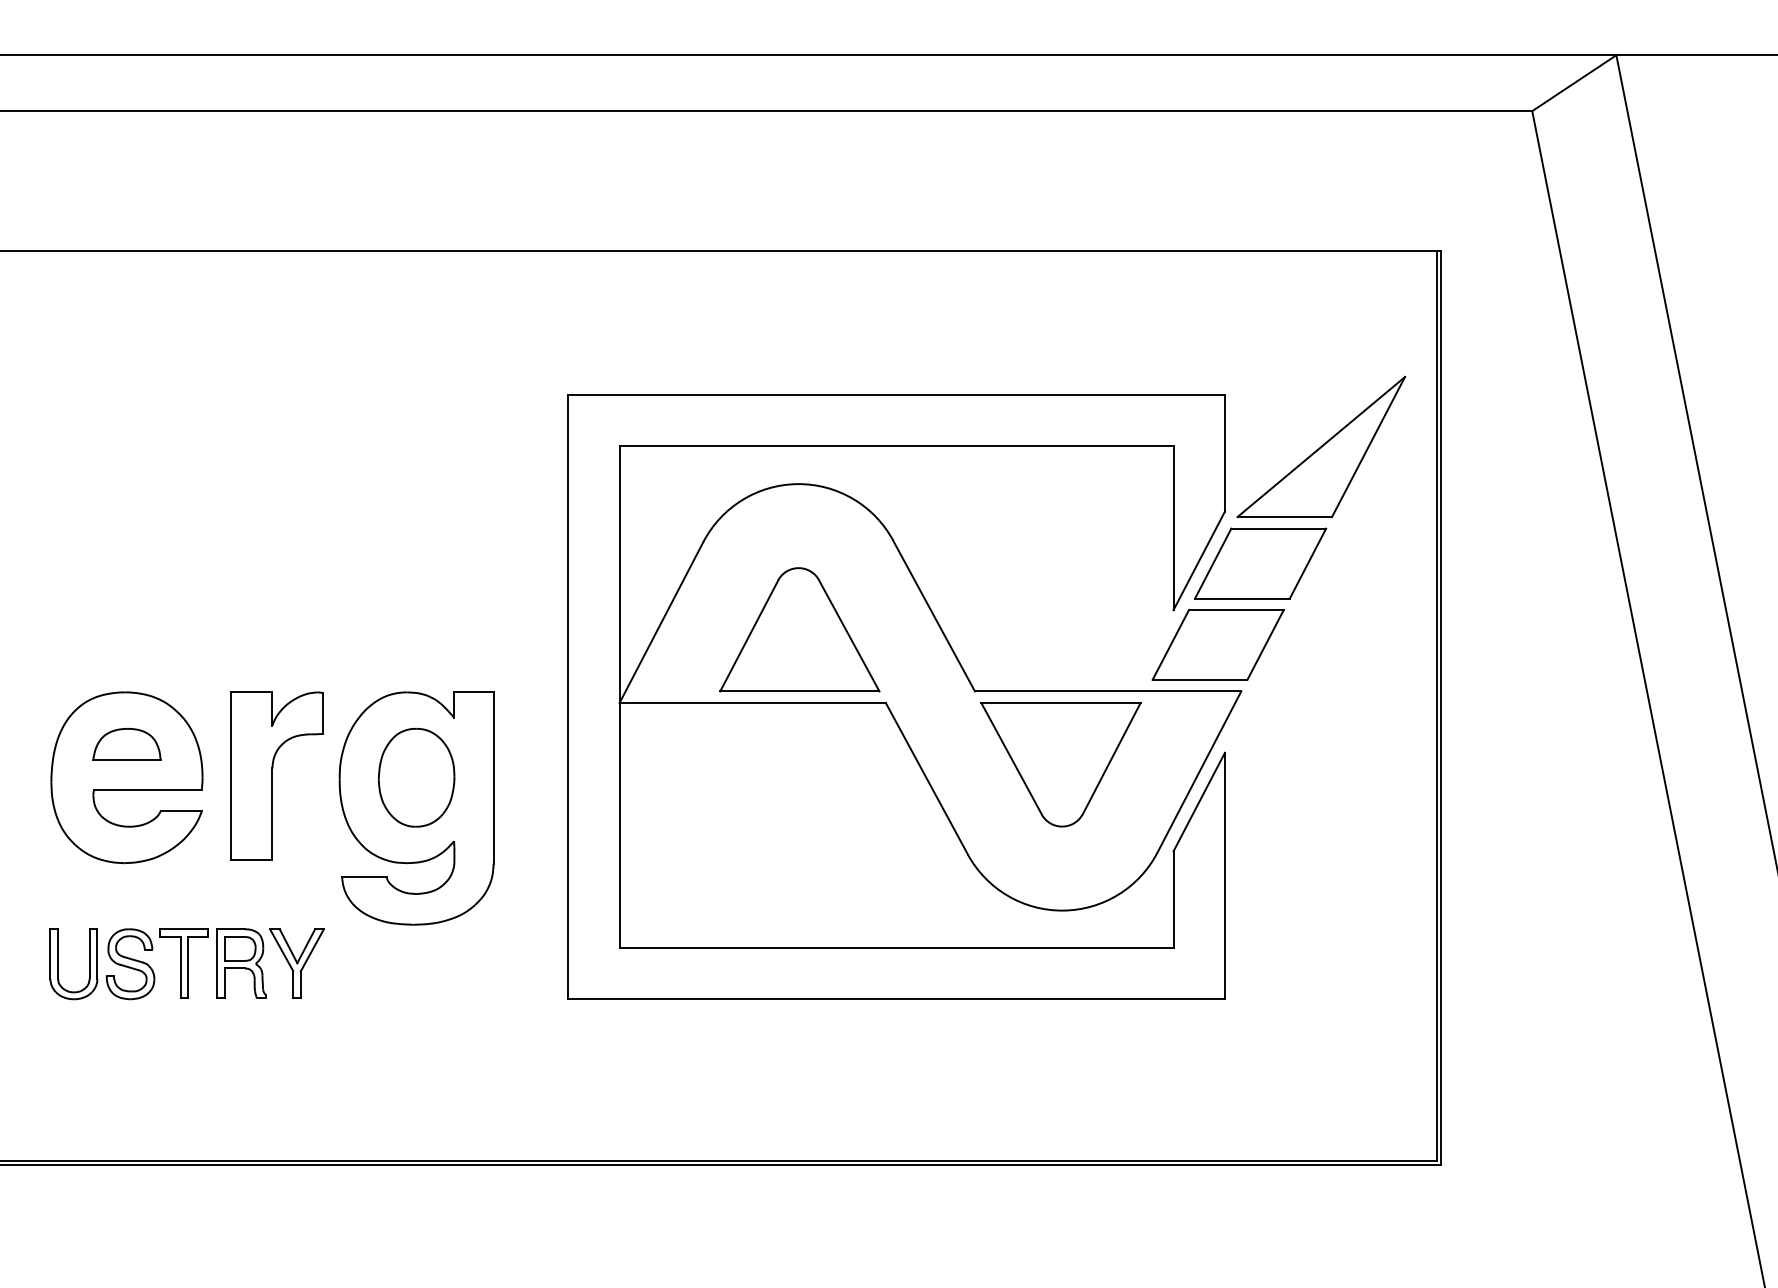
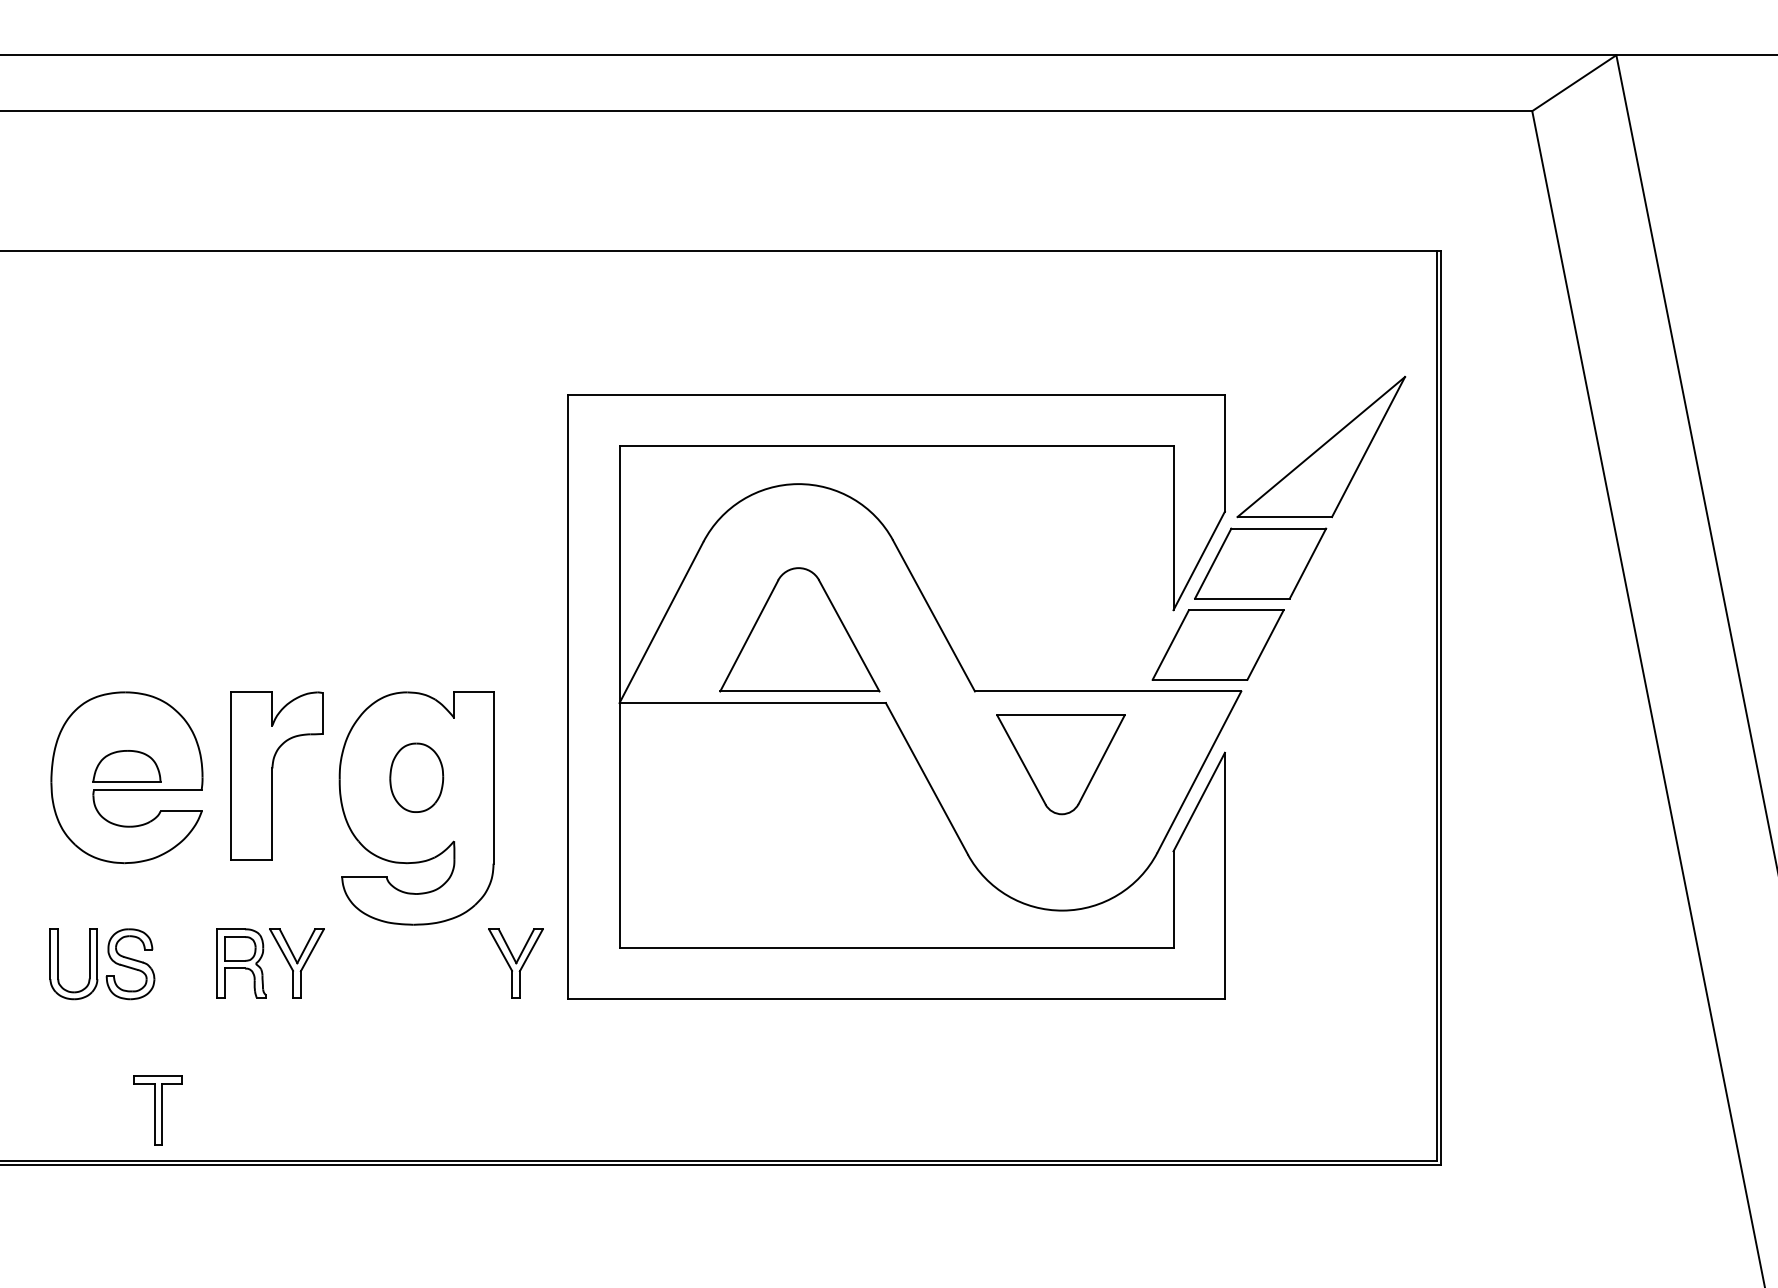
part position: (126, 744) -> (126, 766) (126, 766)
part size: 162x126 px -> 130x102 px (1060, 764)
part size: 78x100 px -> 56x71 px (416, 777)
part position: (183, 963) -> (157, 1110) (157, 1110)
part: none -> present (515, 963)
